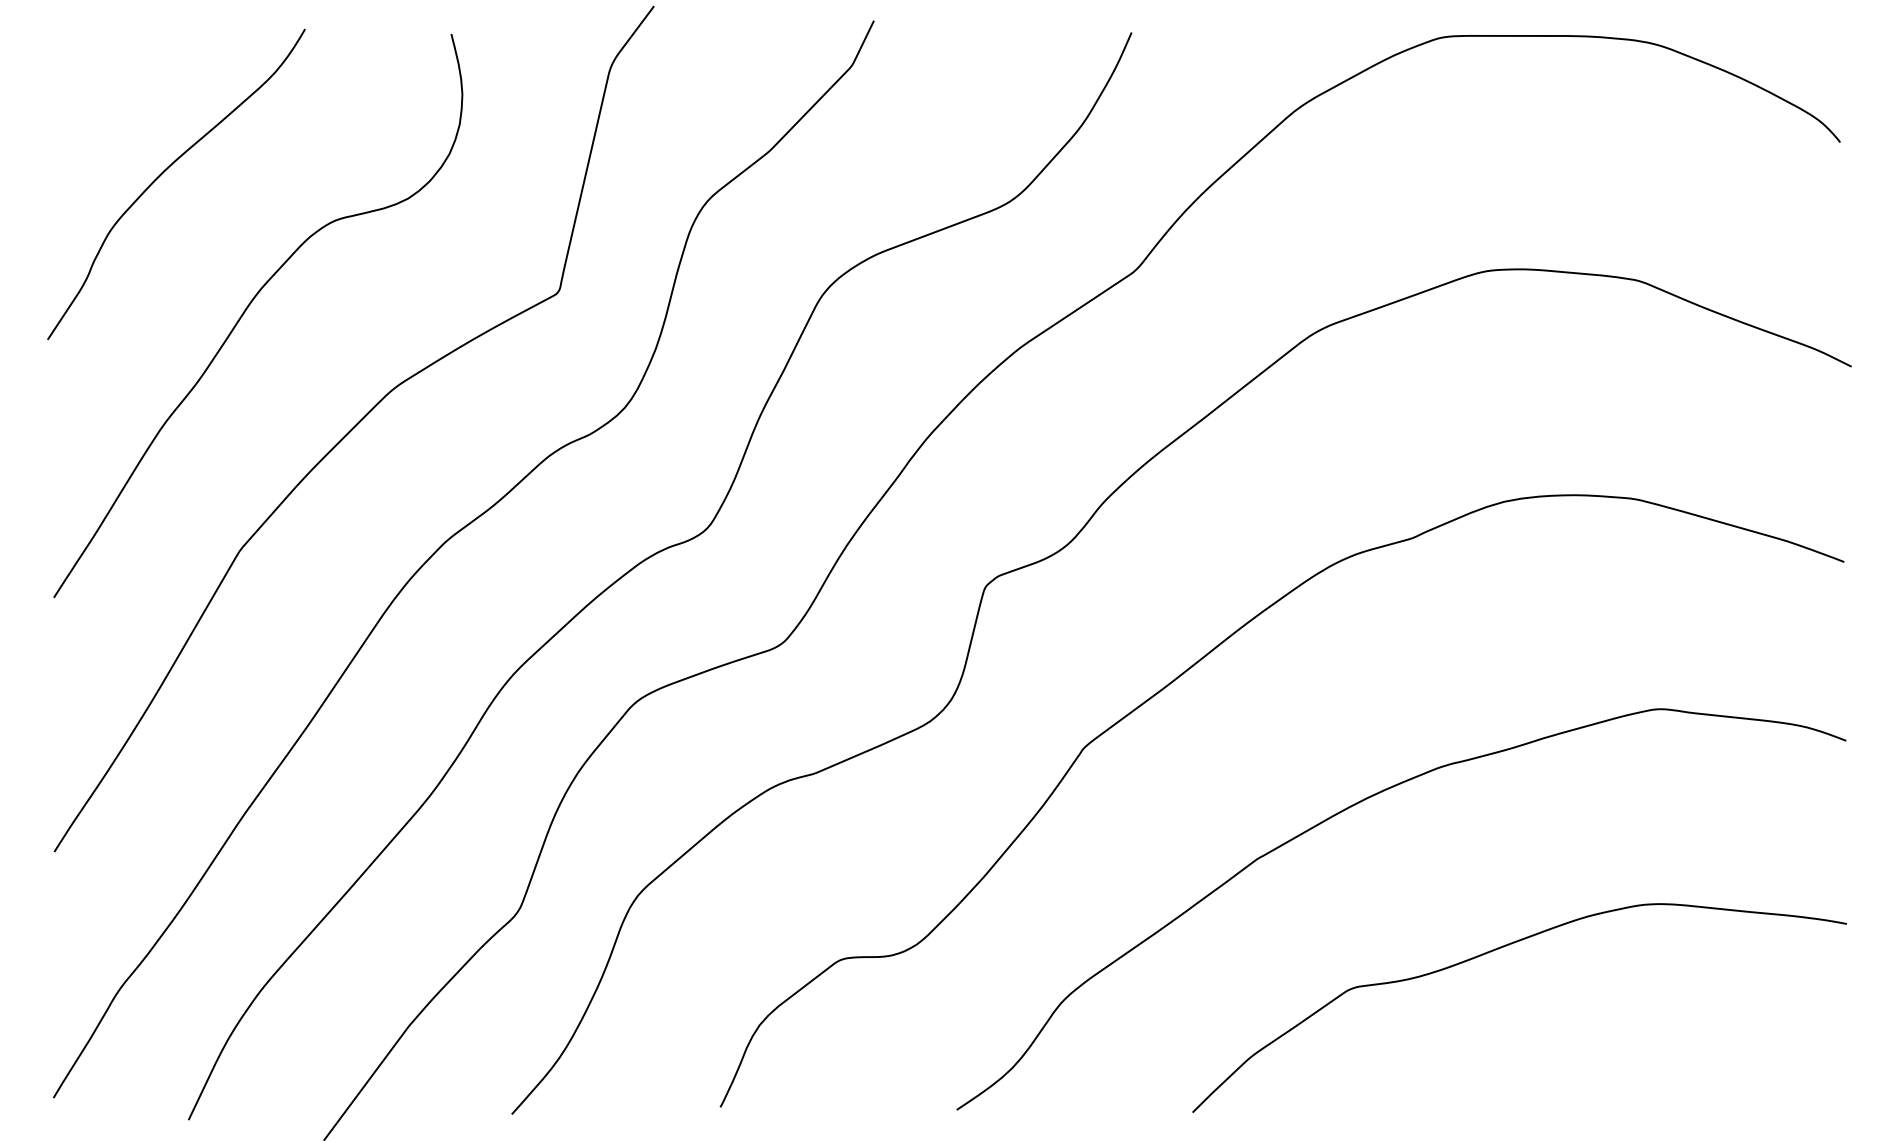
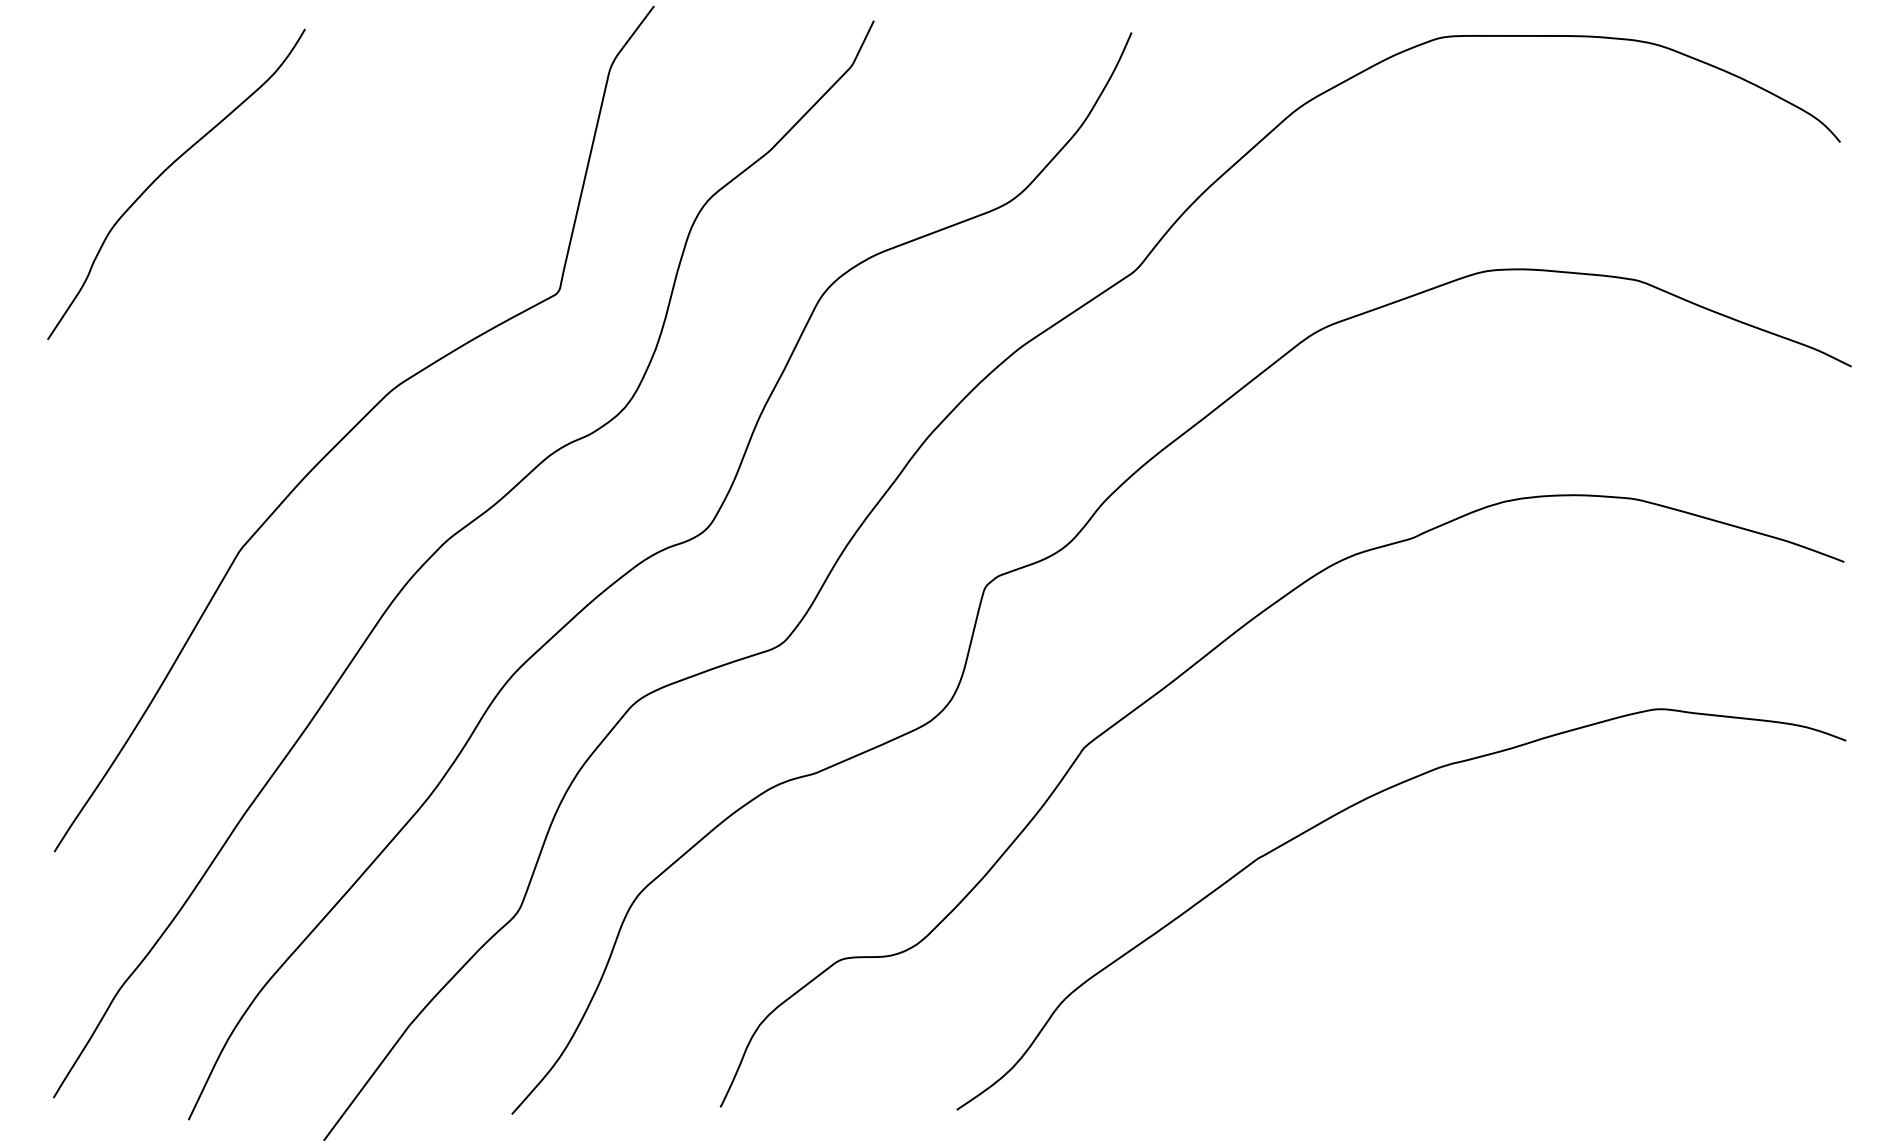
curve: present -> none (247, 309)
curve: present -> none (1496, 950)
